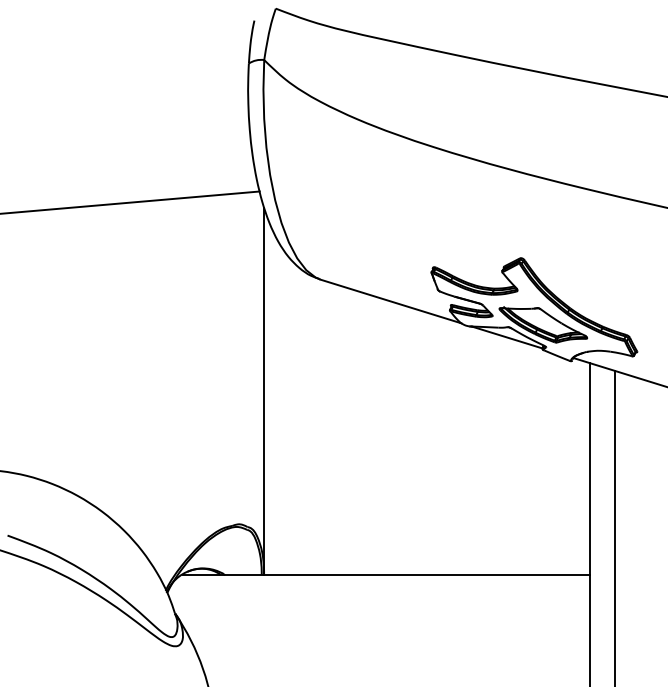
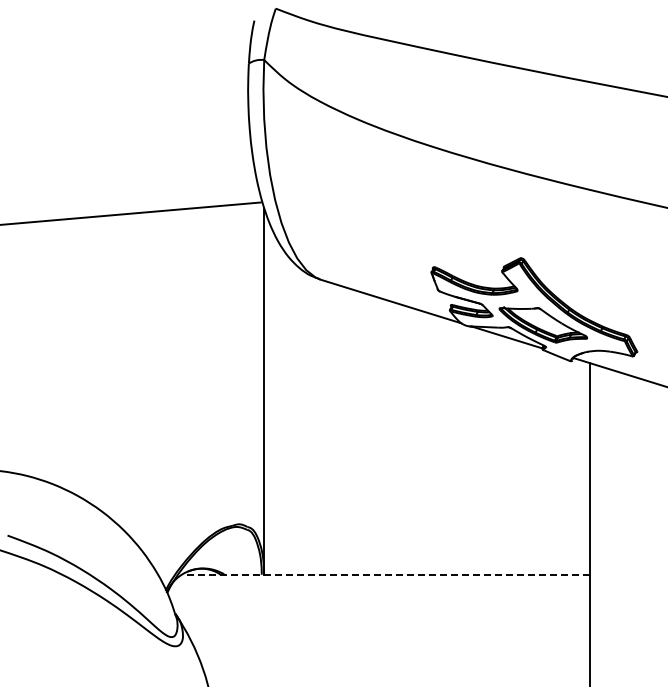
line position: (130, 202) -> (131, 213) (131, 213)
line: present -> none (615, 527)
line: solid -> dashed (386, 574)
